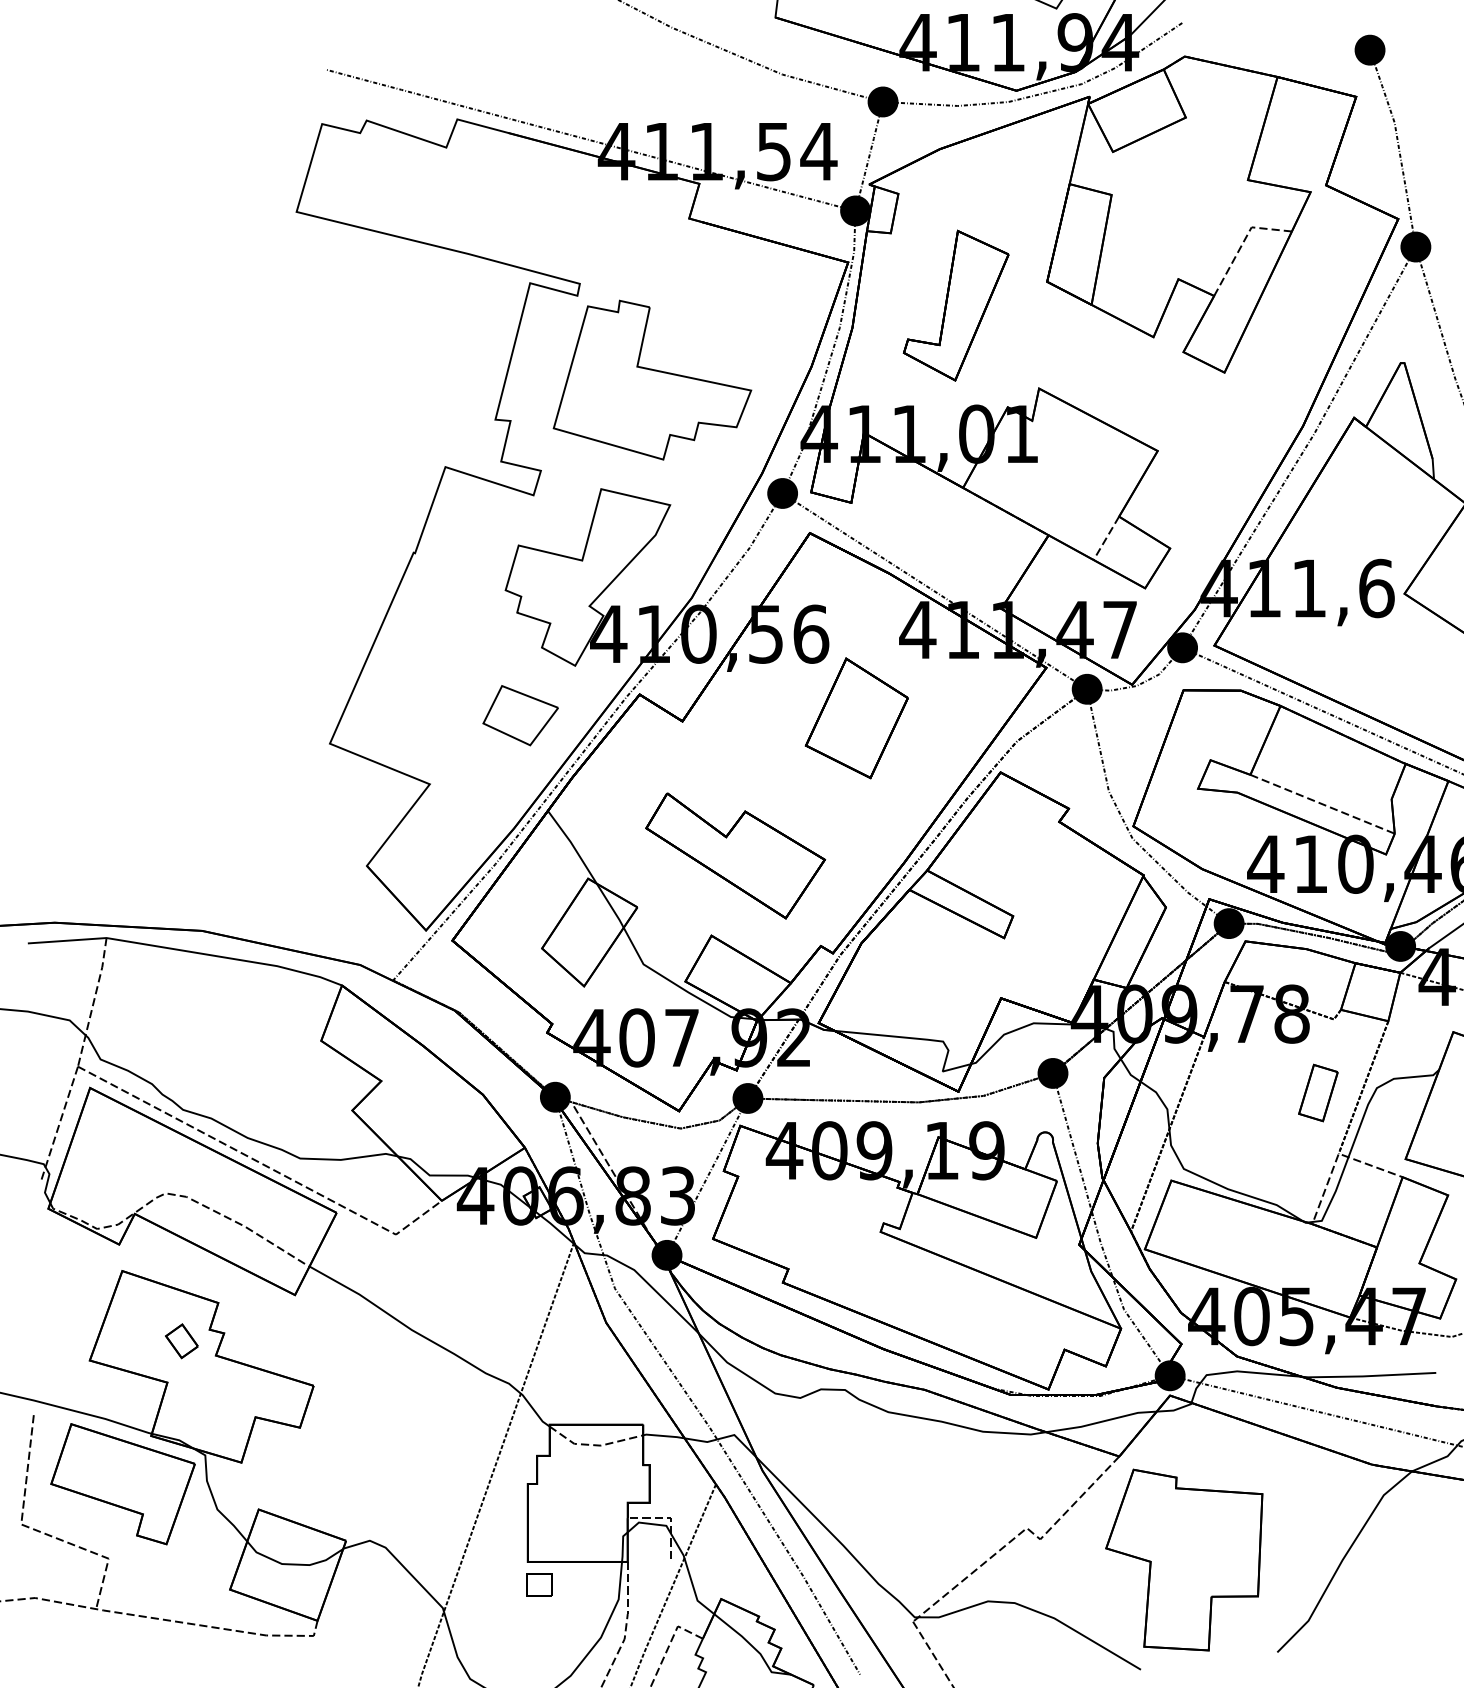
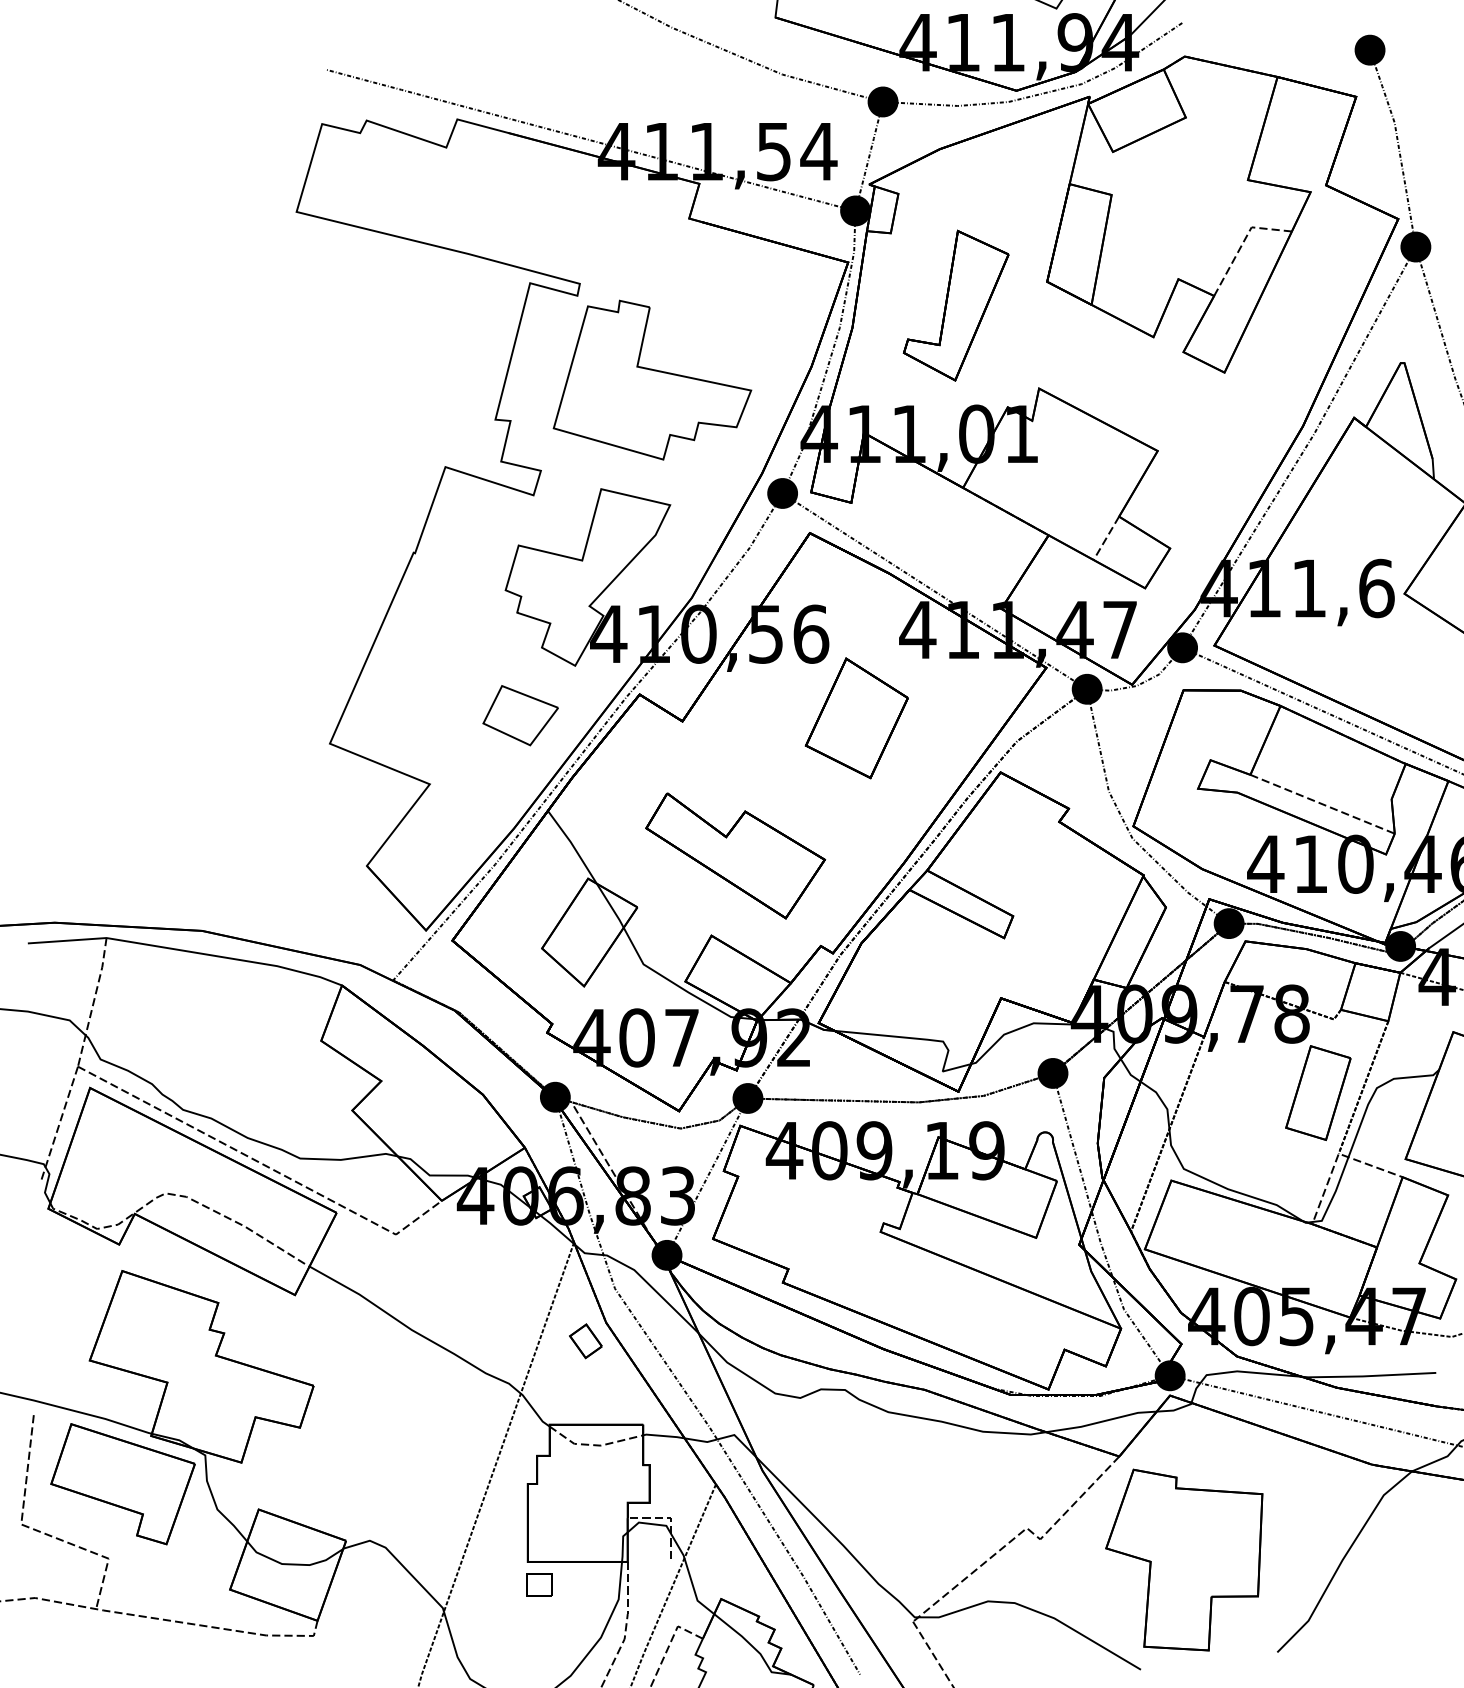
part size: 41x60 px -> 67x96 px (1318, 1092)
part position: (181, 1341) -> (585, 1341) (585, 1341)
